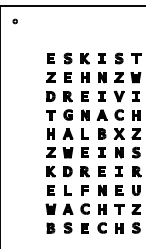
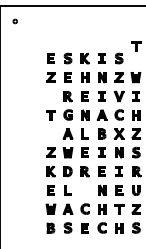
part position: (136, 58) -> (136, 46) (136, 46)
part: present -> none (50, 96)
part: present -> none (50, 133)
part: present -> none (84, 190)
